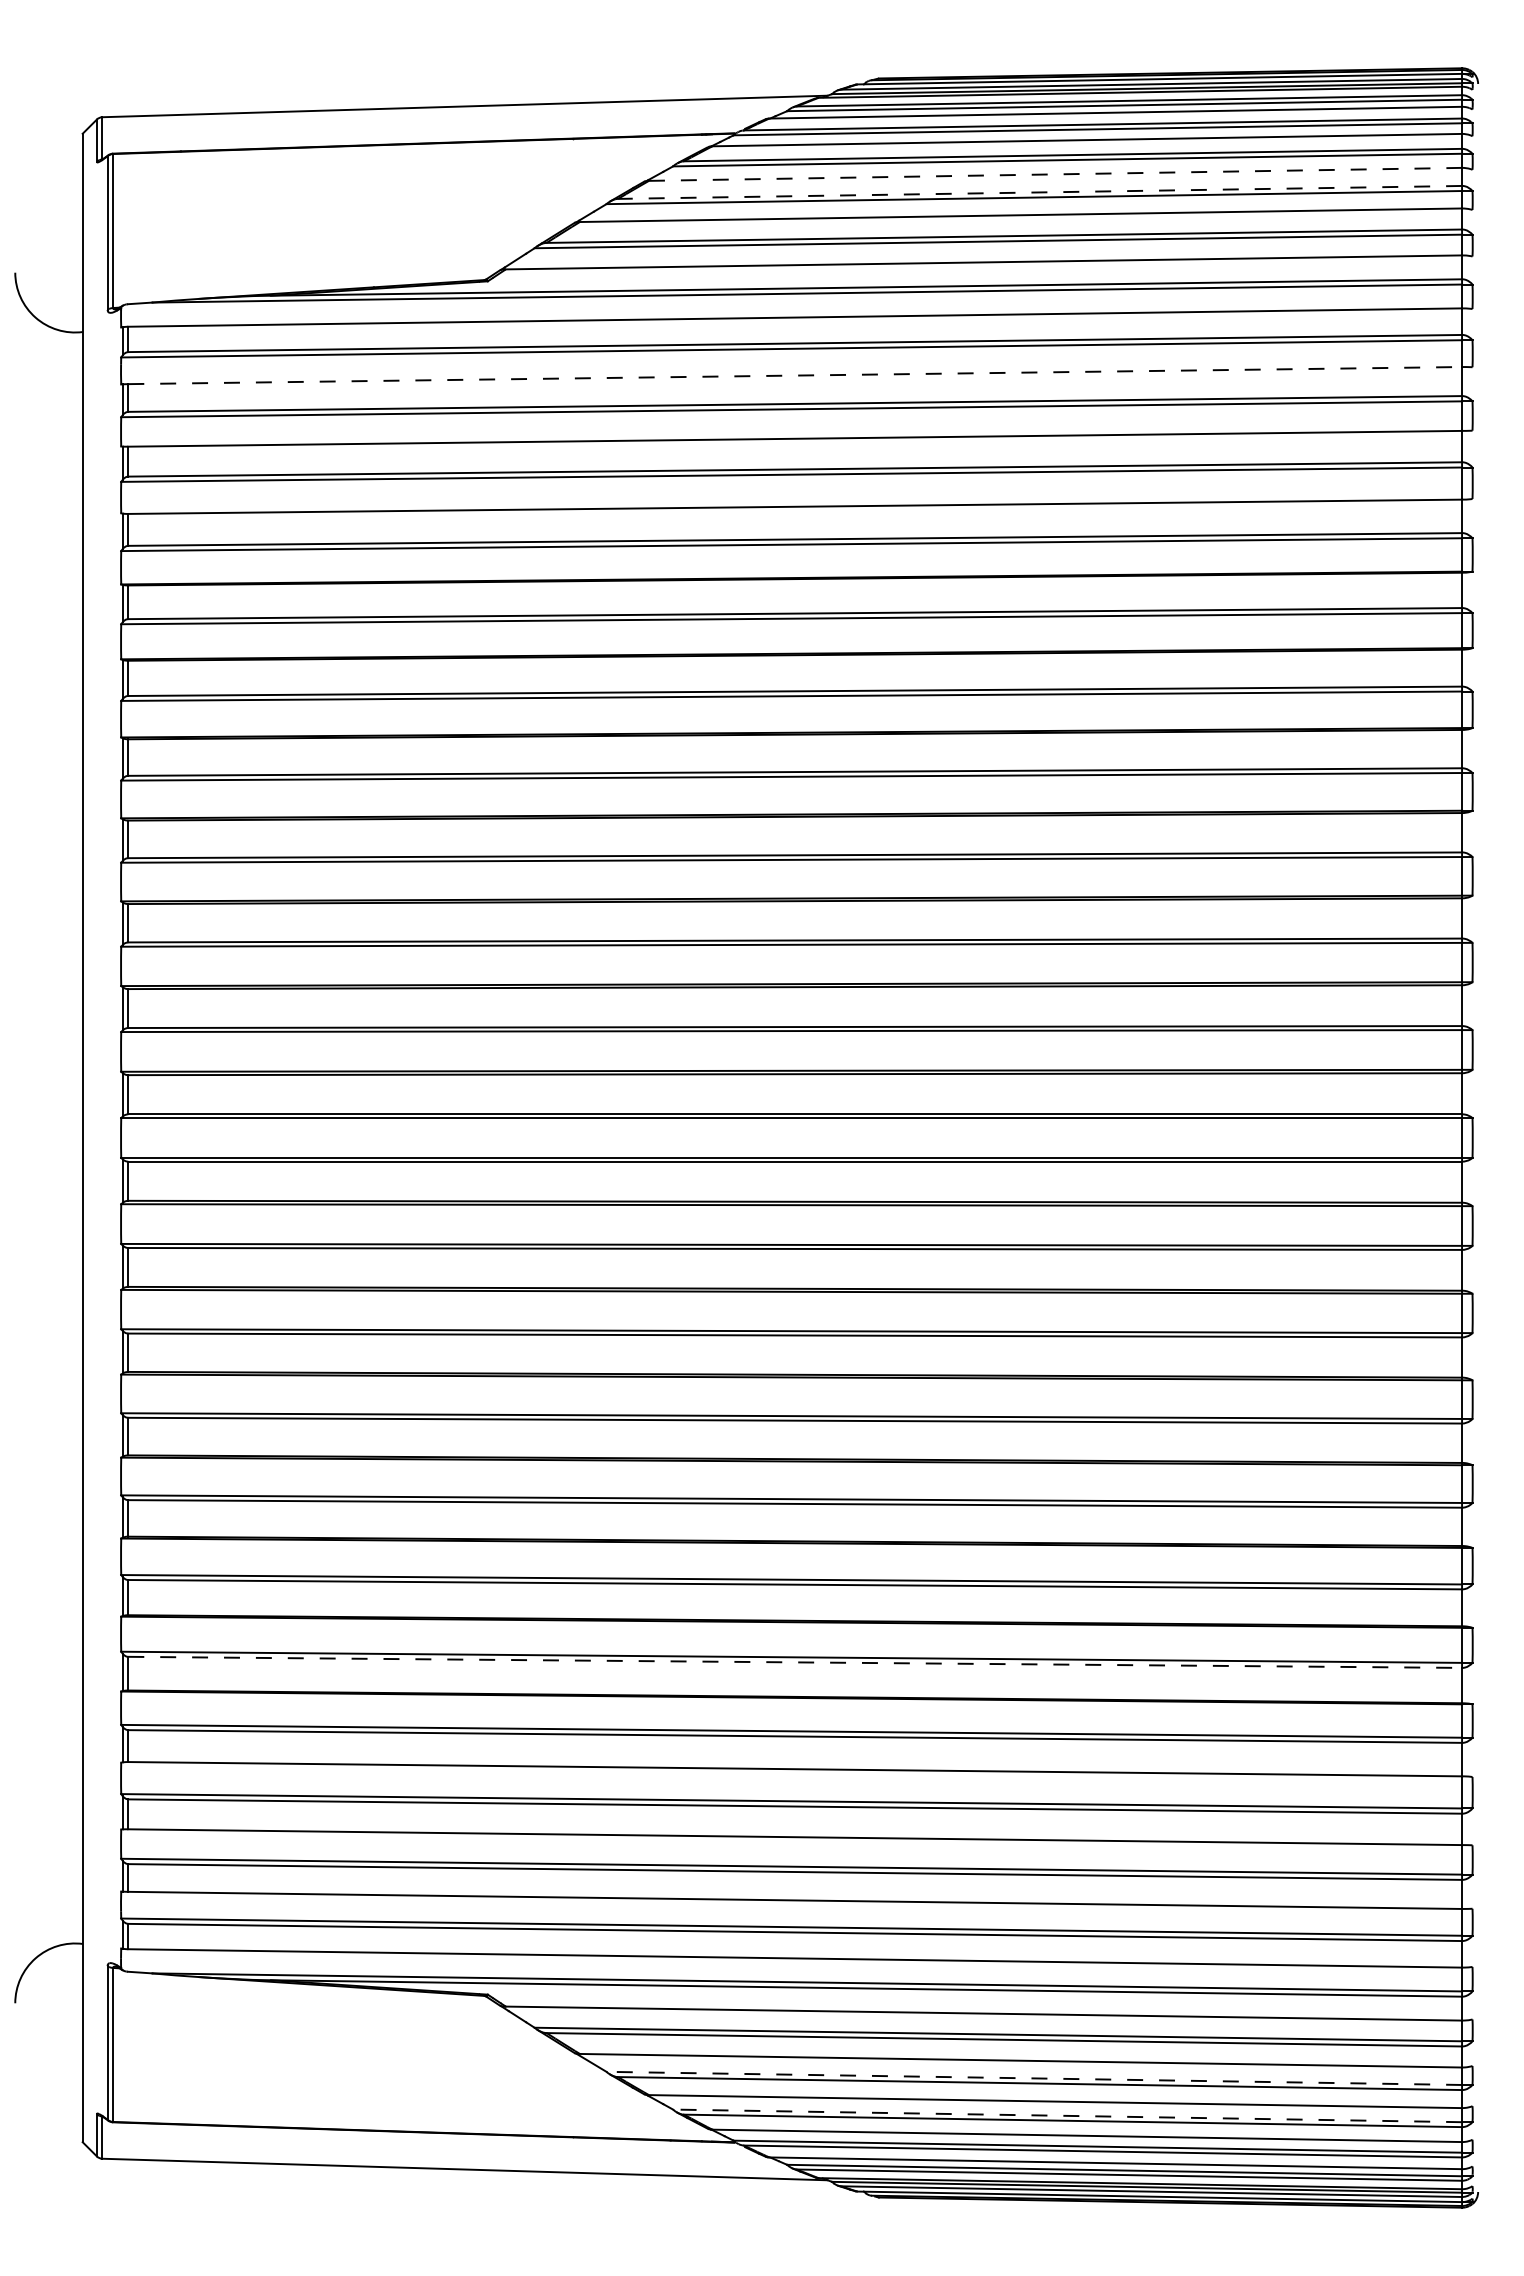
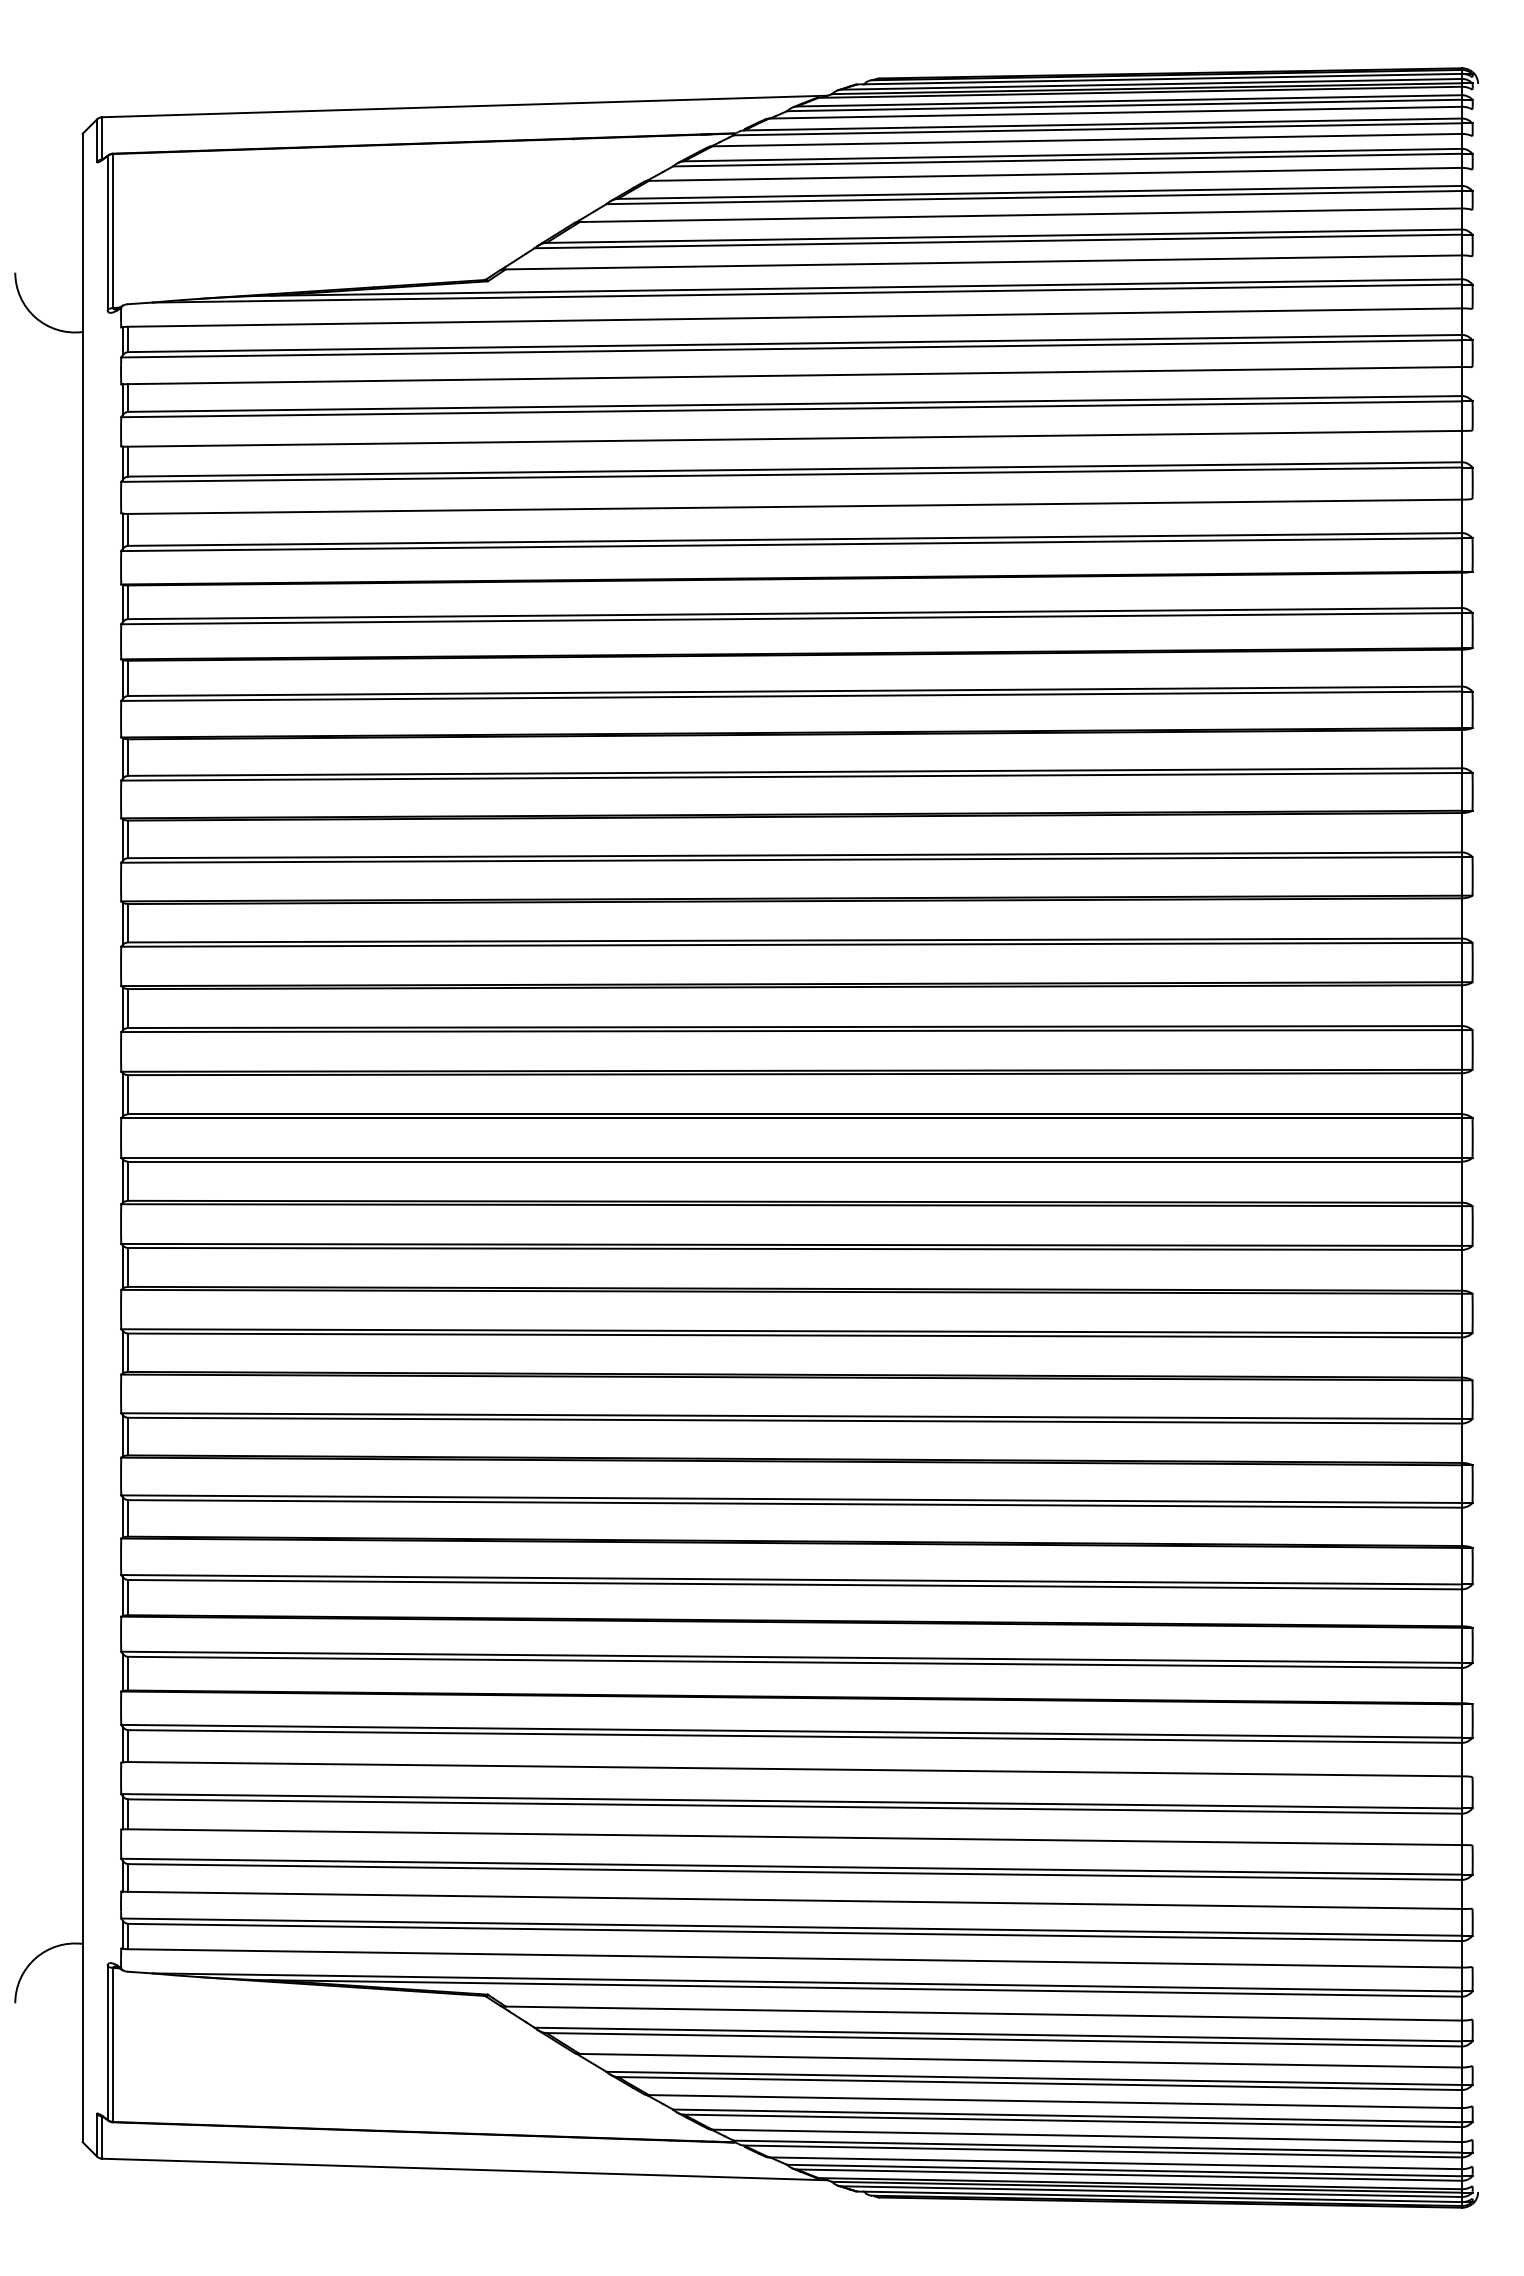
line: dashed -> solid (1055, 174)
line: dashed -> solid (1039, 192)
line: dashed -> solid (795, 375)
line: dashed -> solid (795, 1662)
line: dashed -> solid (1034, 2078)
line: dashed -> solid (1067, 2115)
